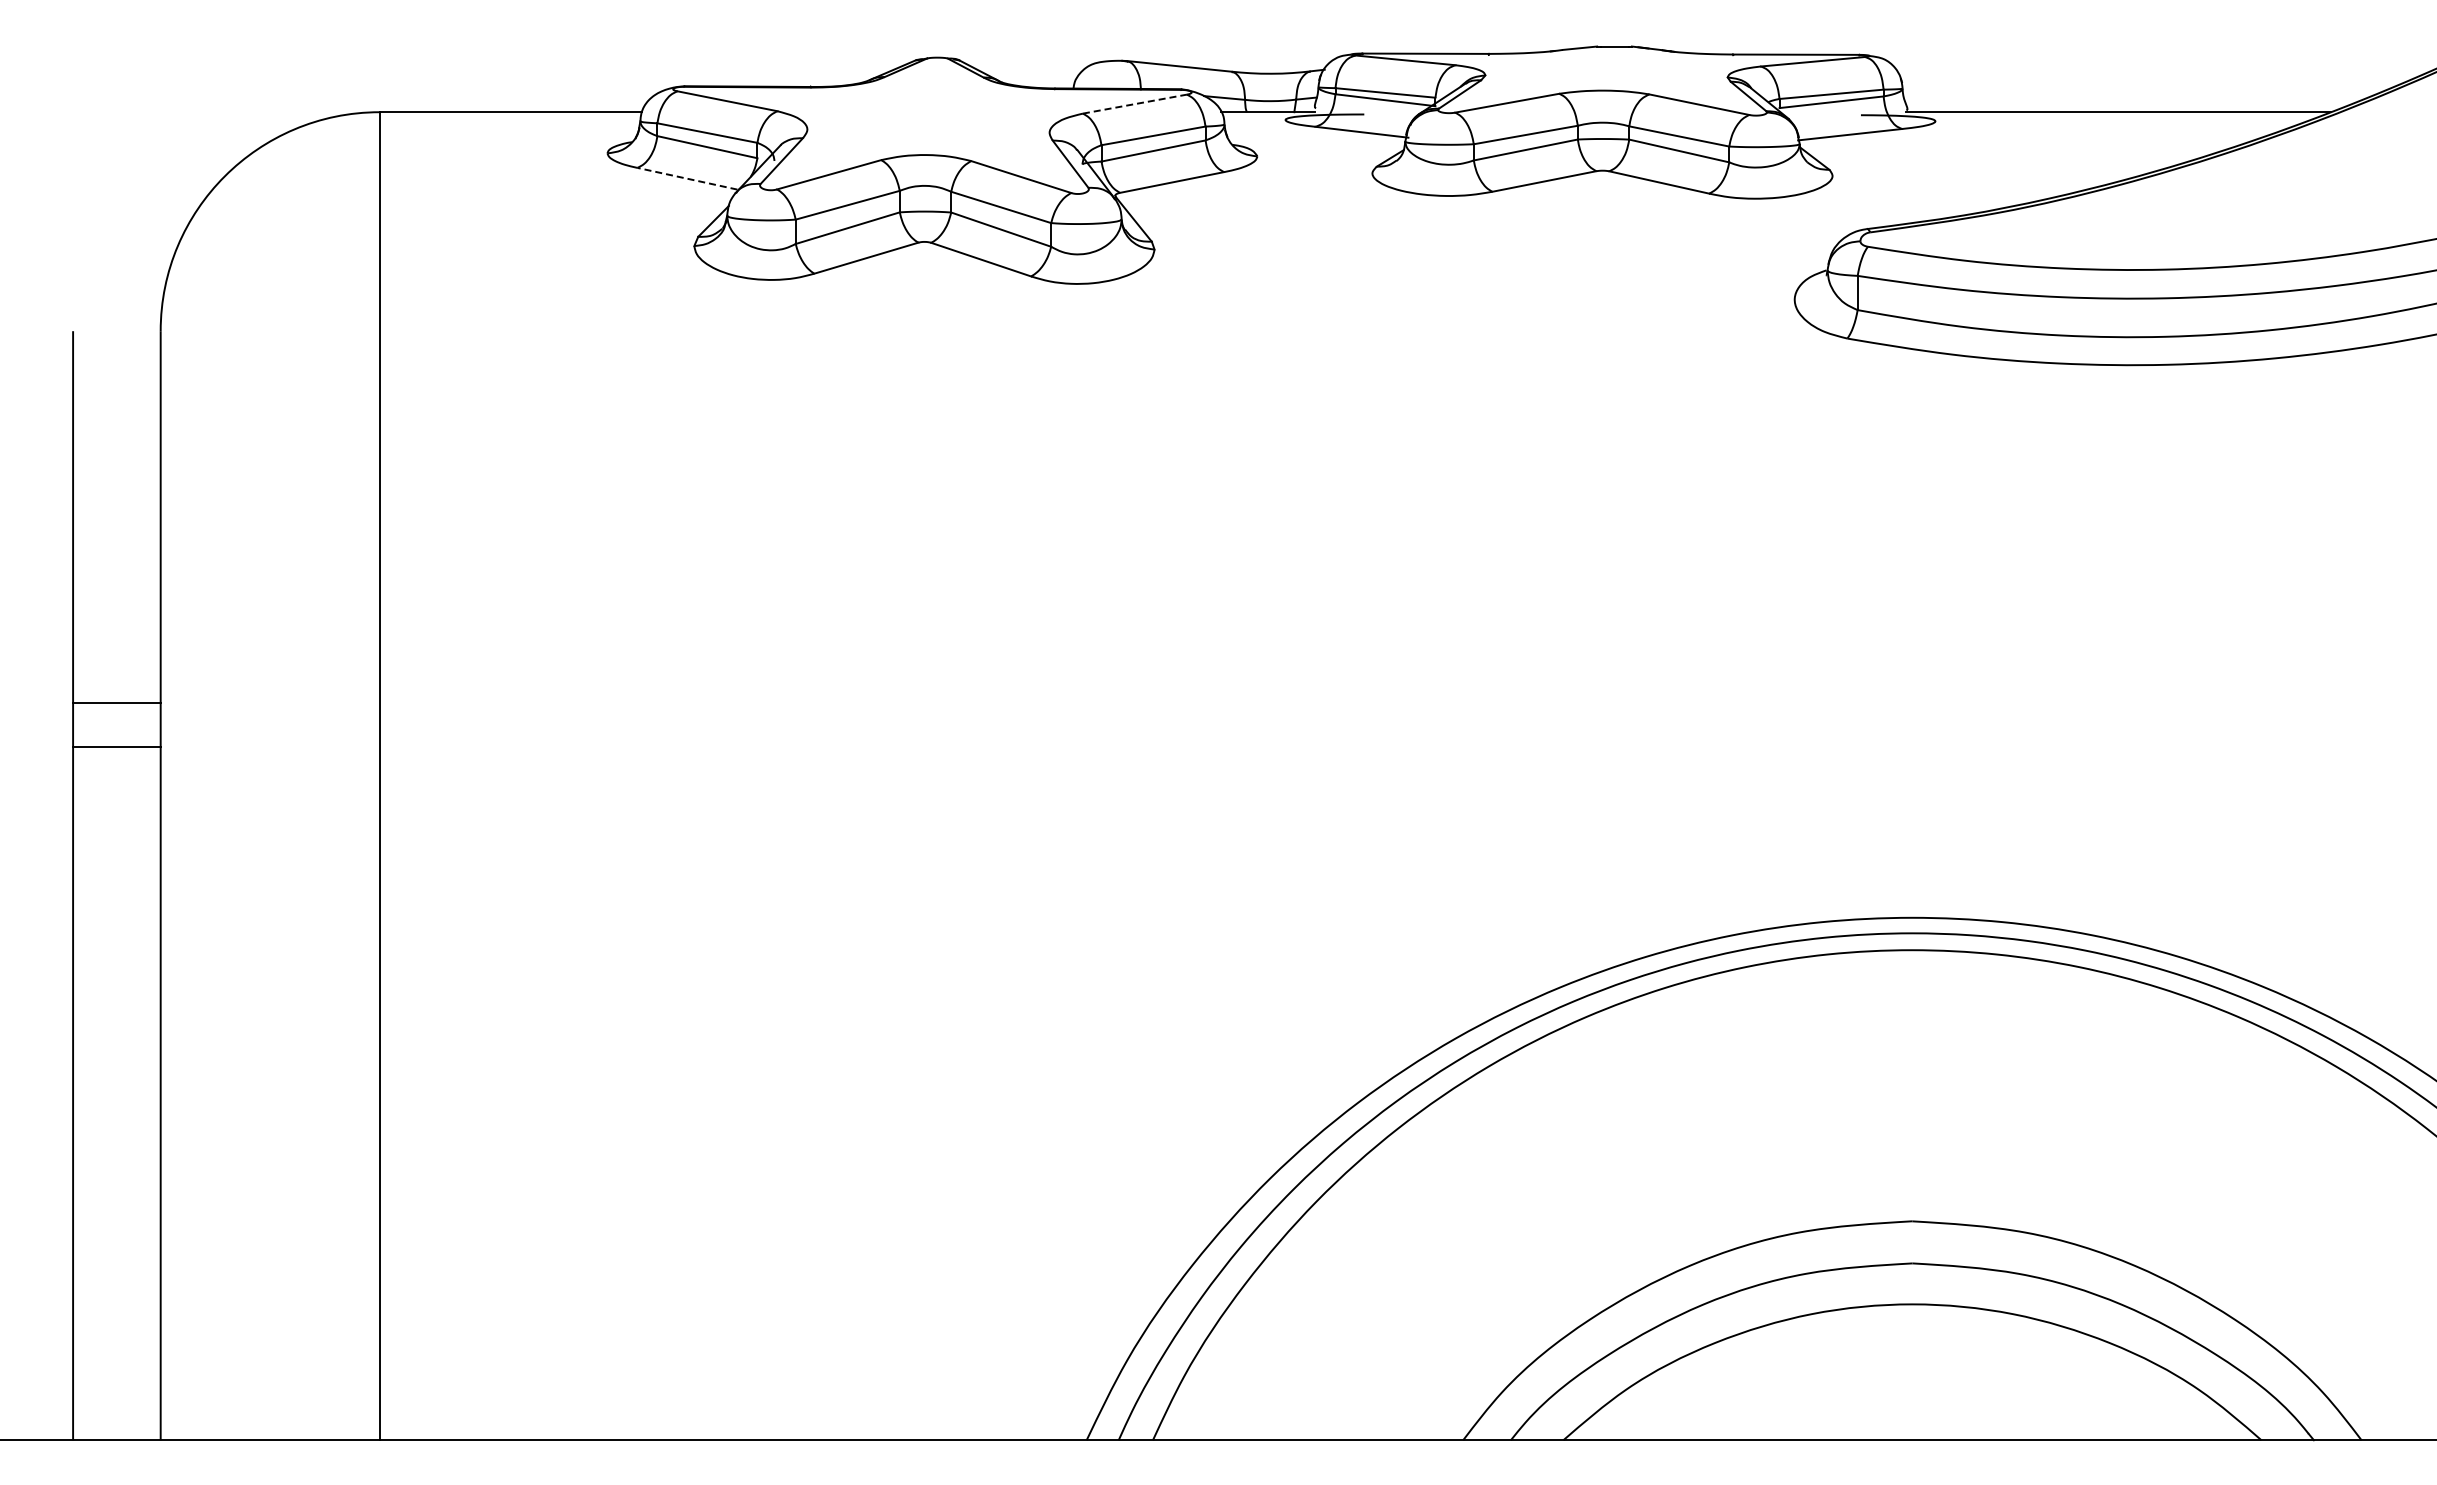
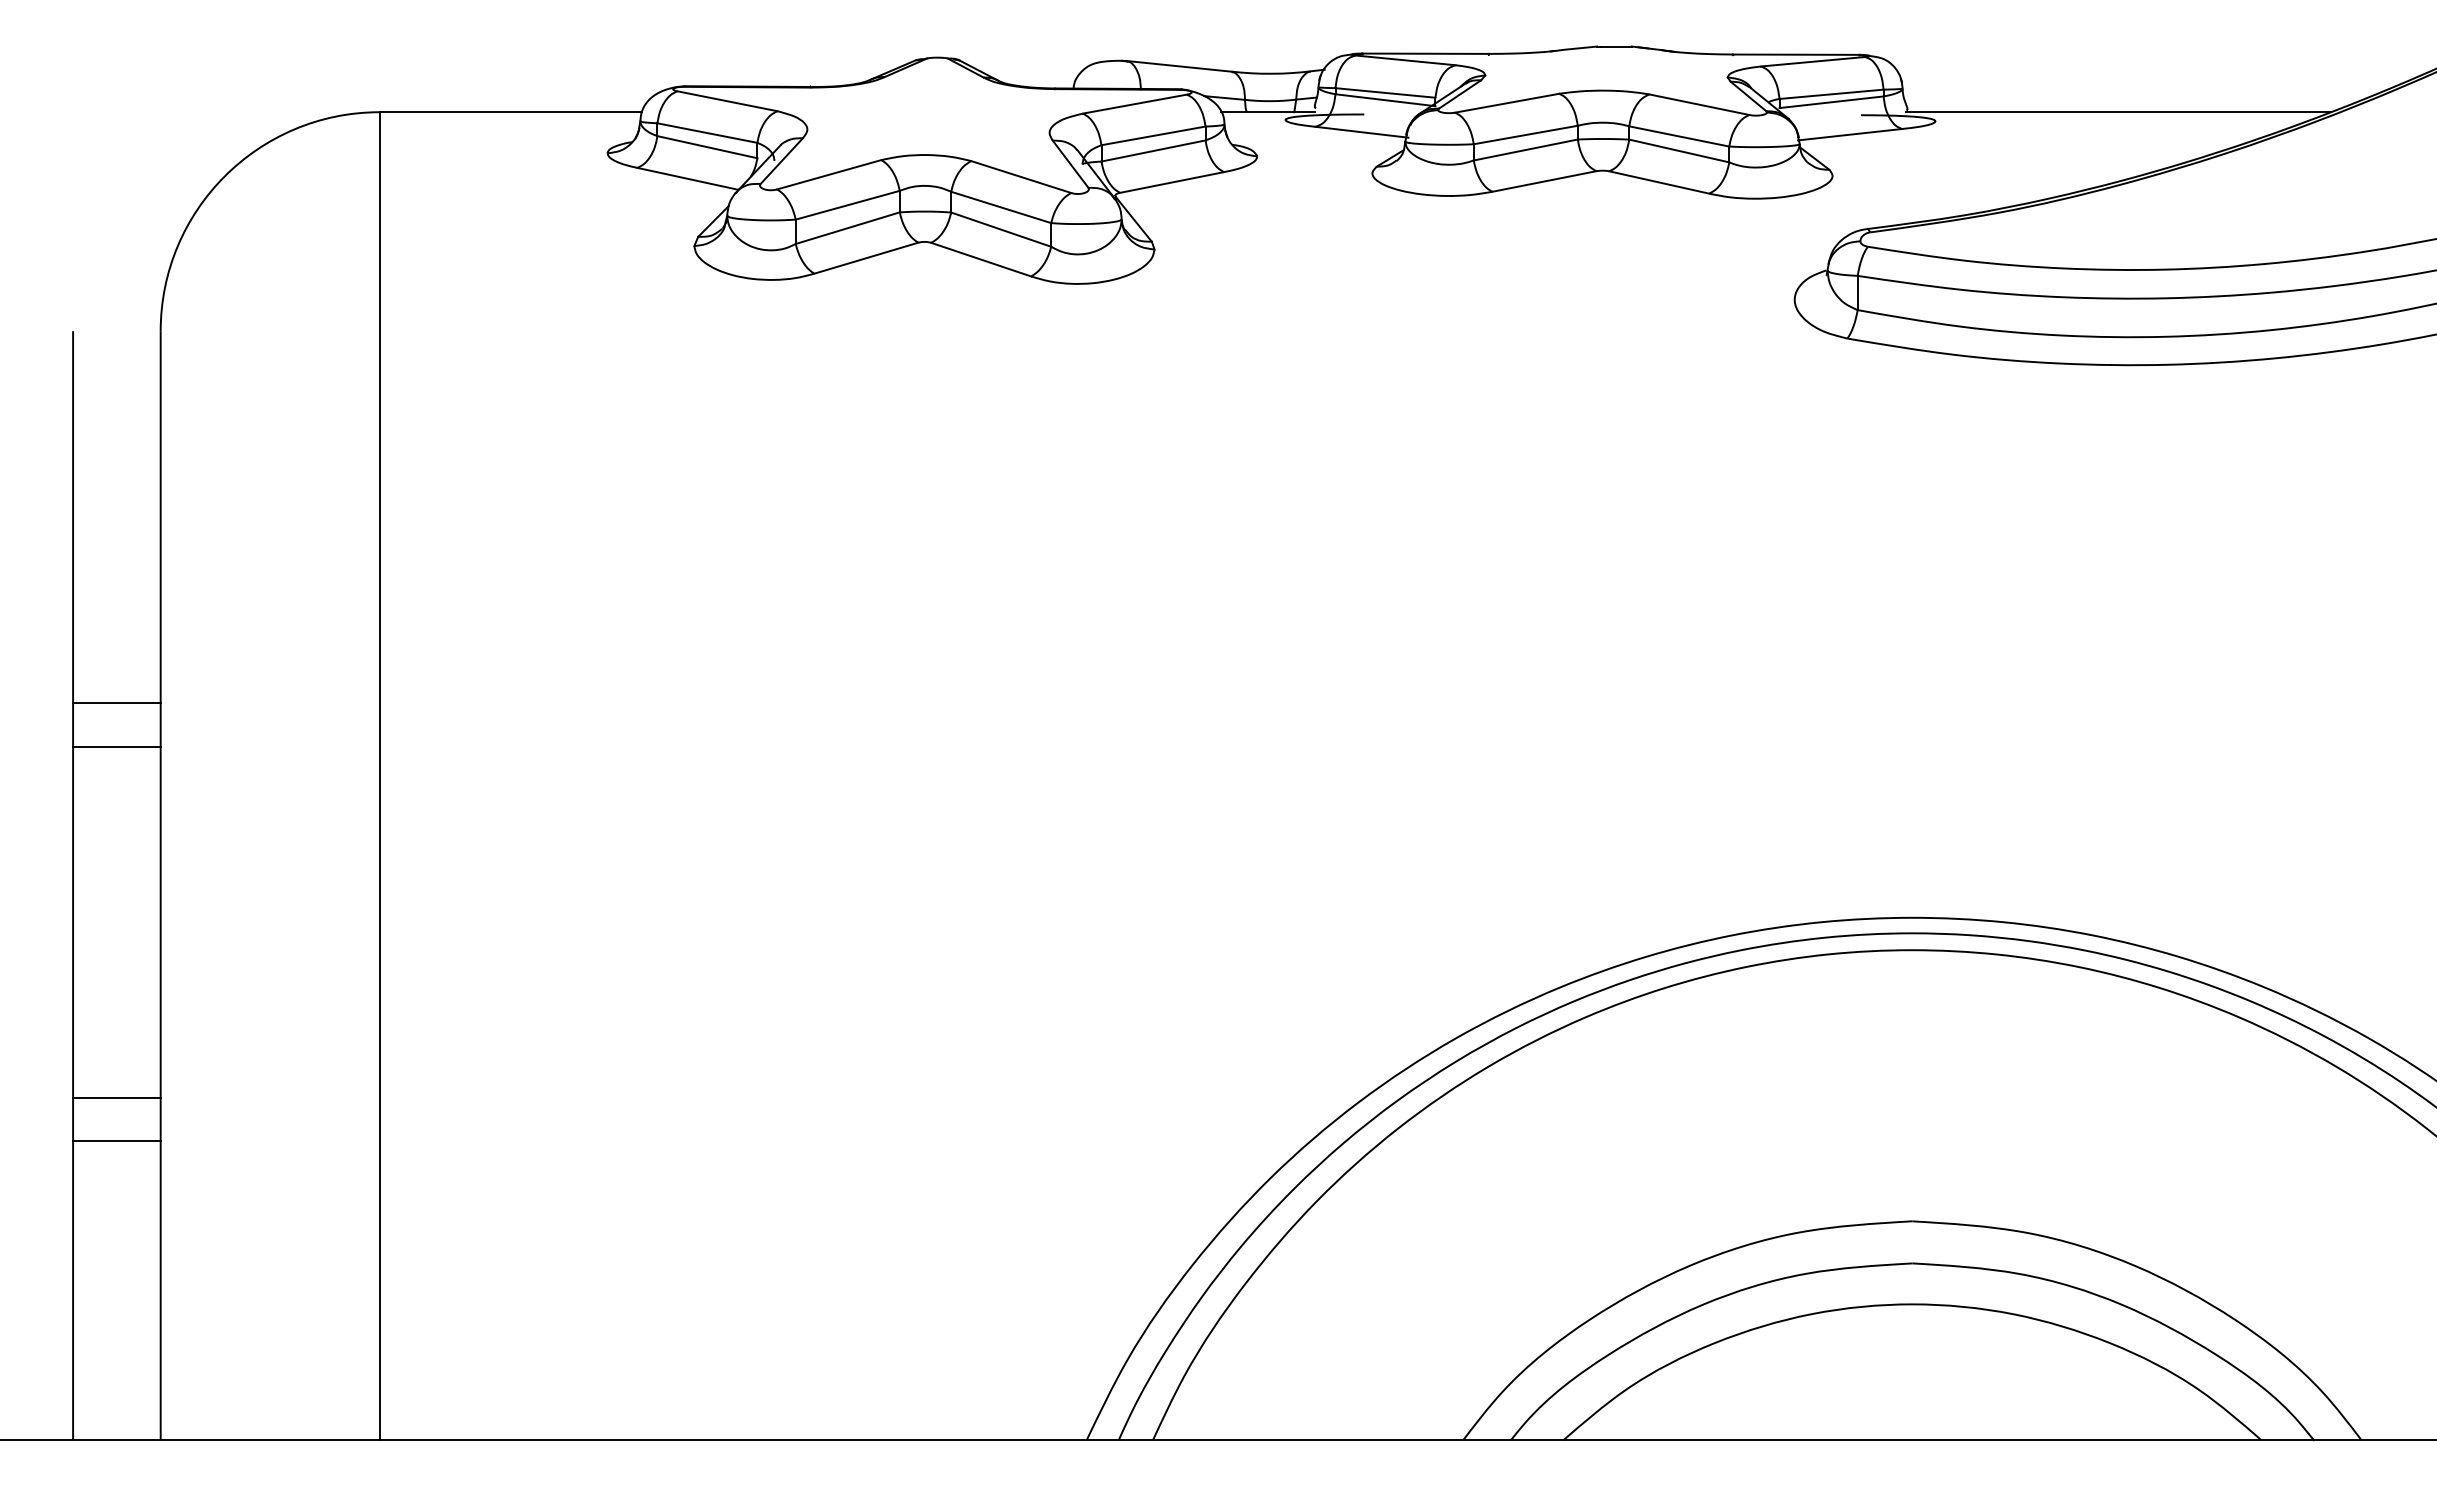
line: dashed -> solid (1134, 104)
line: dashed -> solid (686, 178)
line: none -> present (116, 1097)
line: none -> present (116, 1141)
